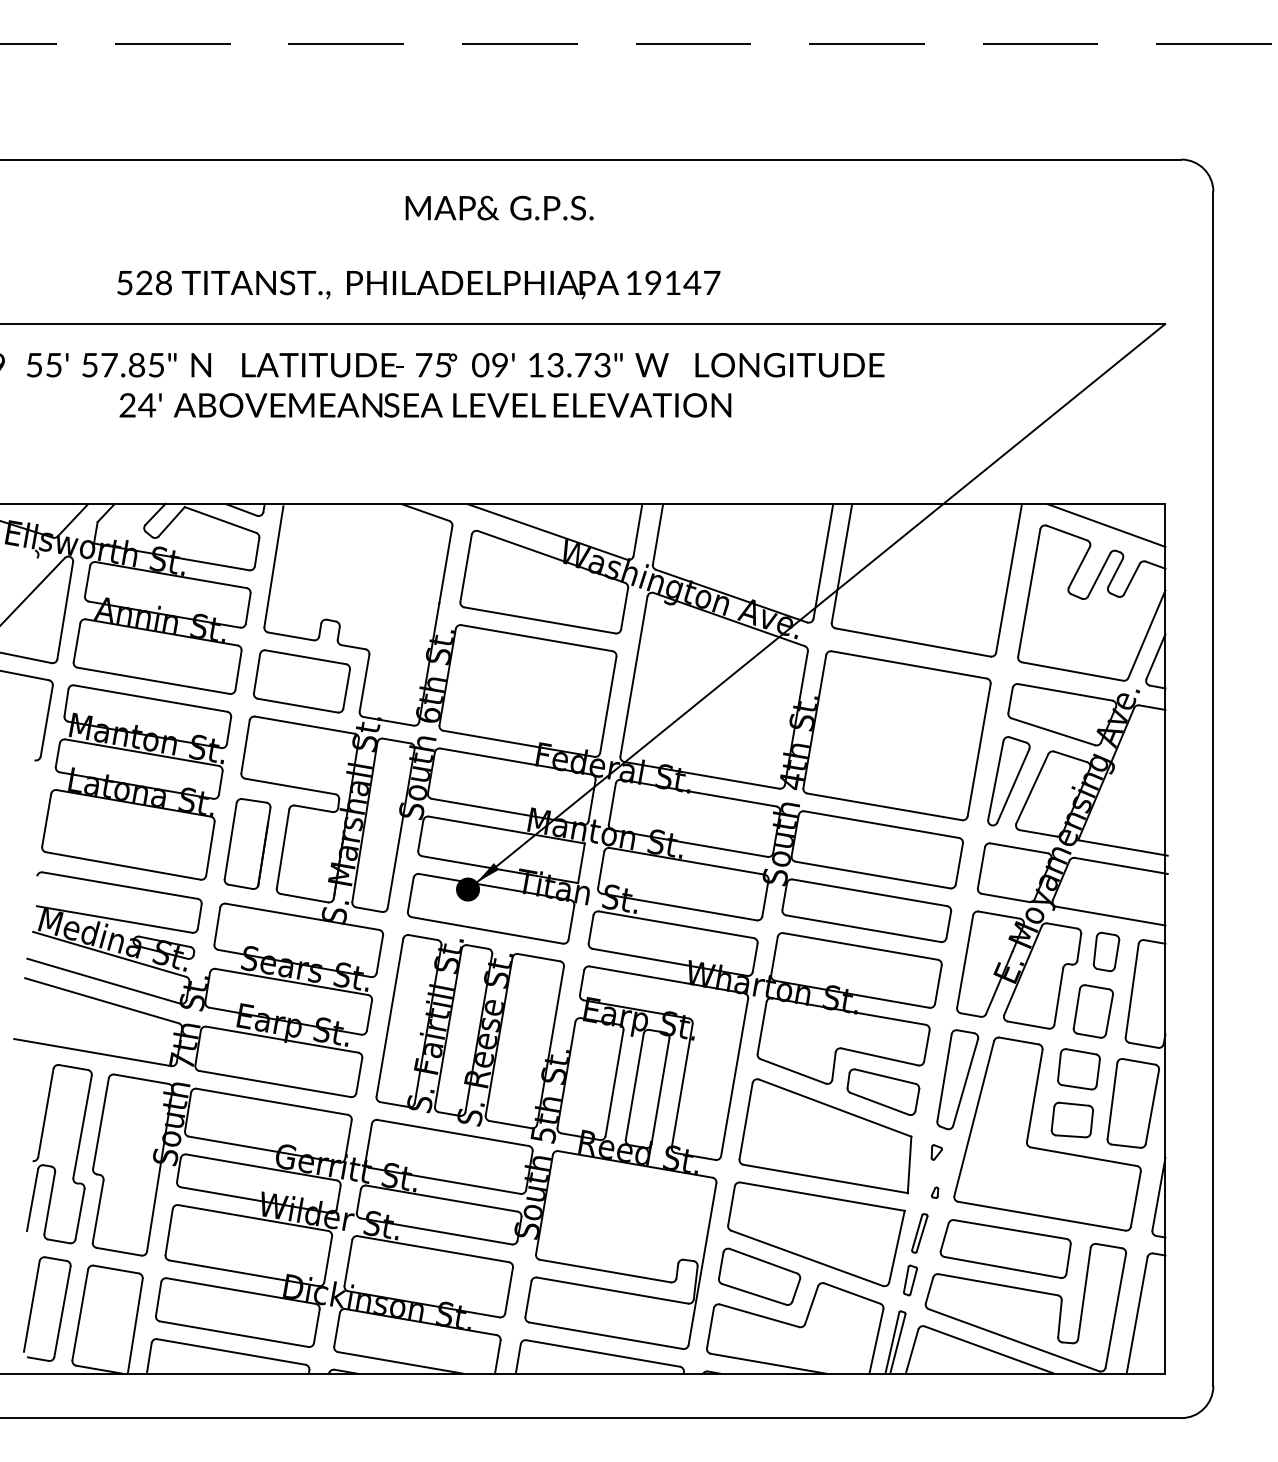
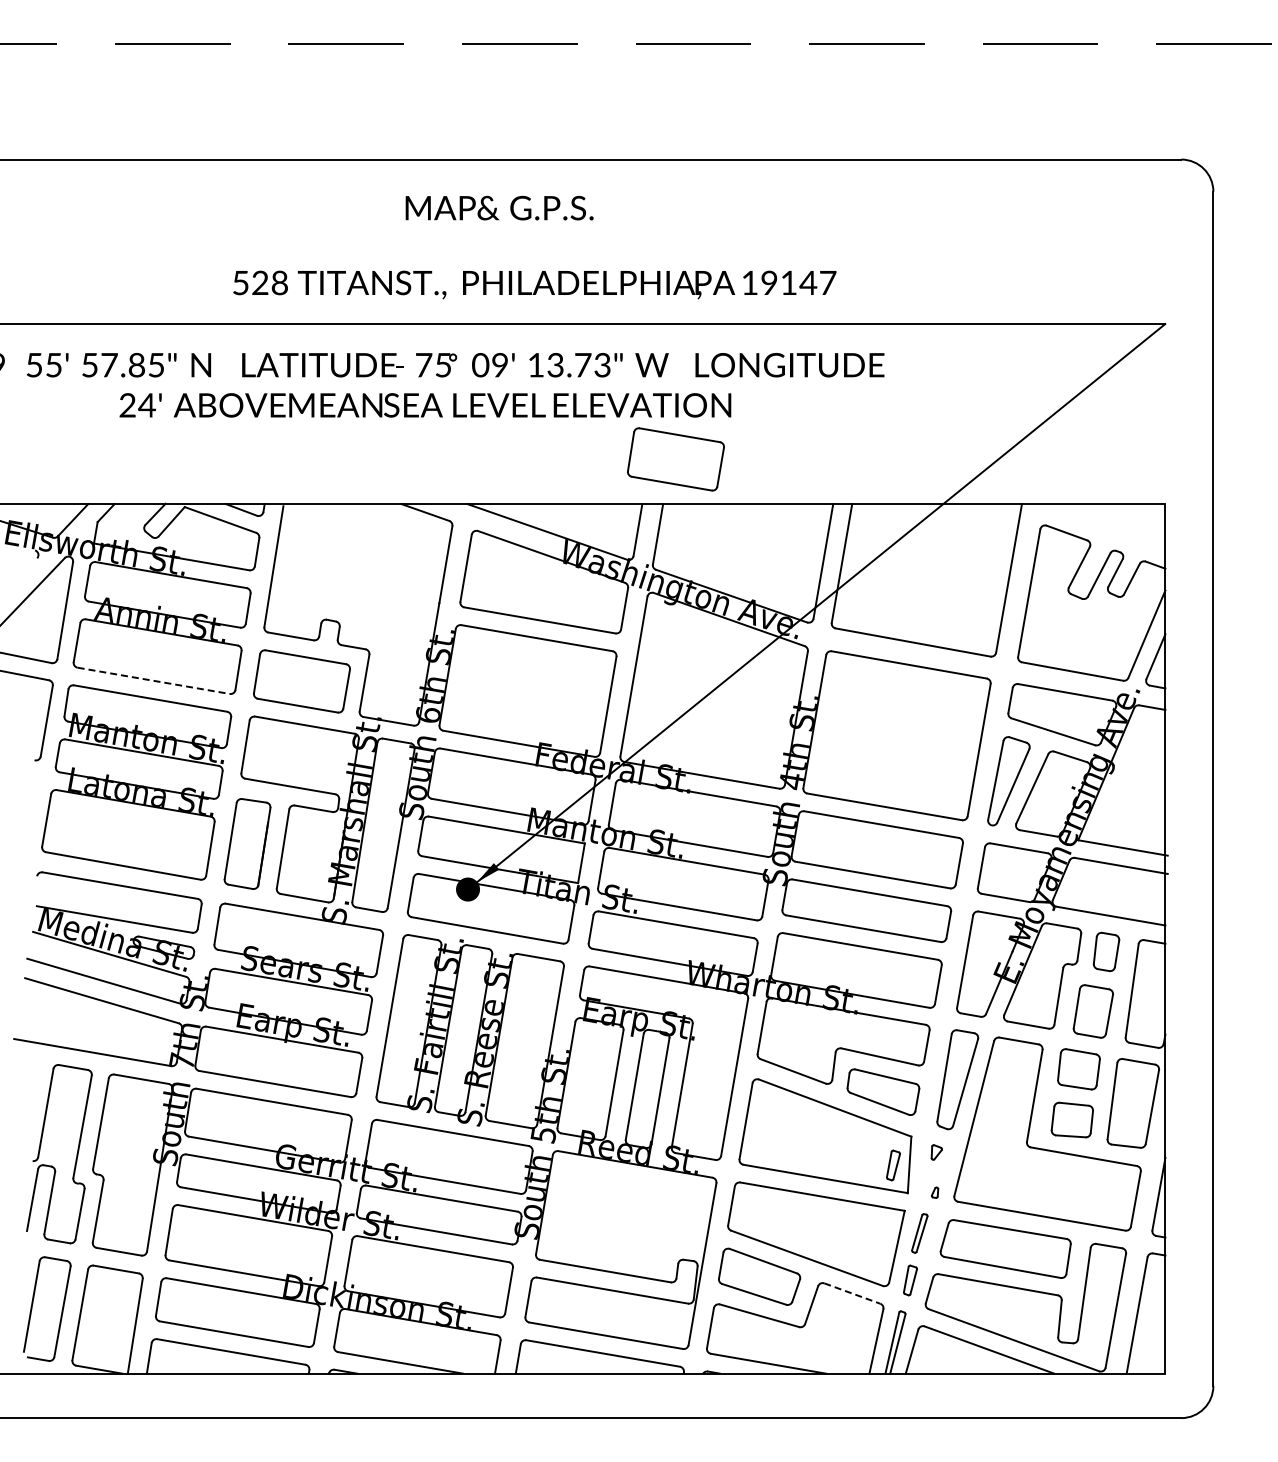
text position: (418, 284) -> (534, 284) (534, 284)
part: none -> present (675, 459)
line: present -> none (1106, 525)
line: solid -> dashed (154, 680)
part: none -> present (893, 1165)
line: solid -> dashed (852, 1293)
